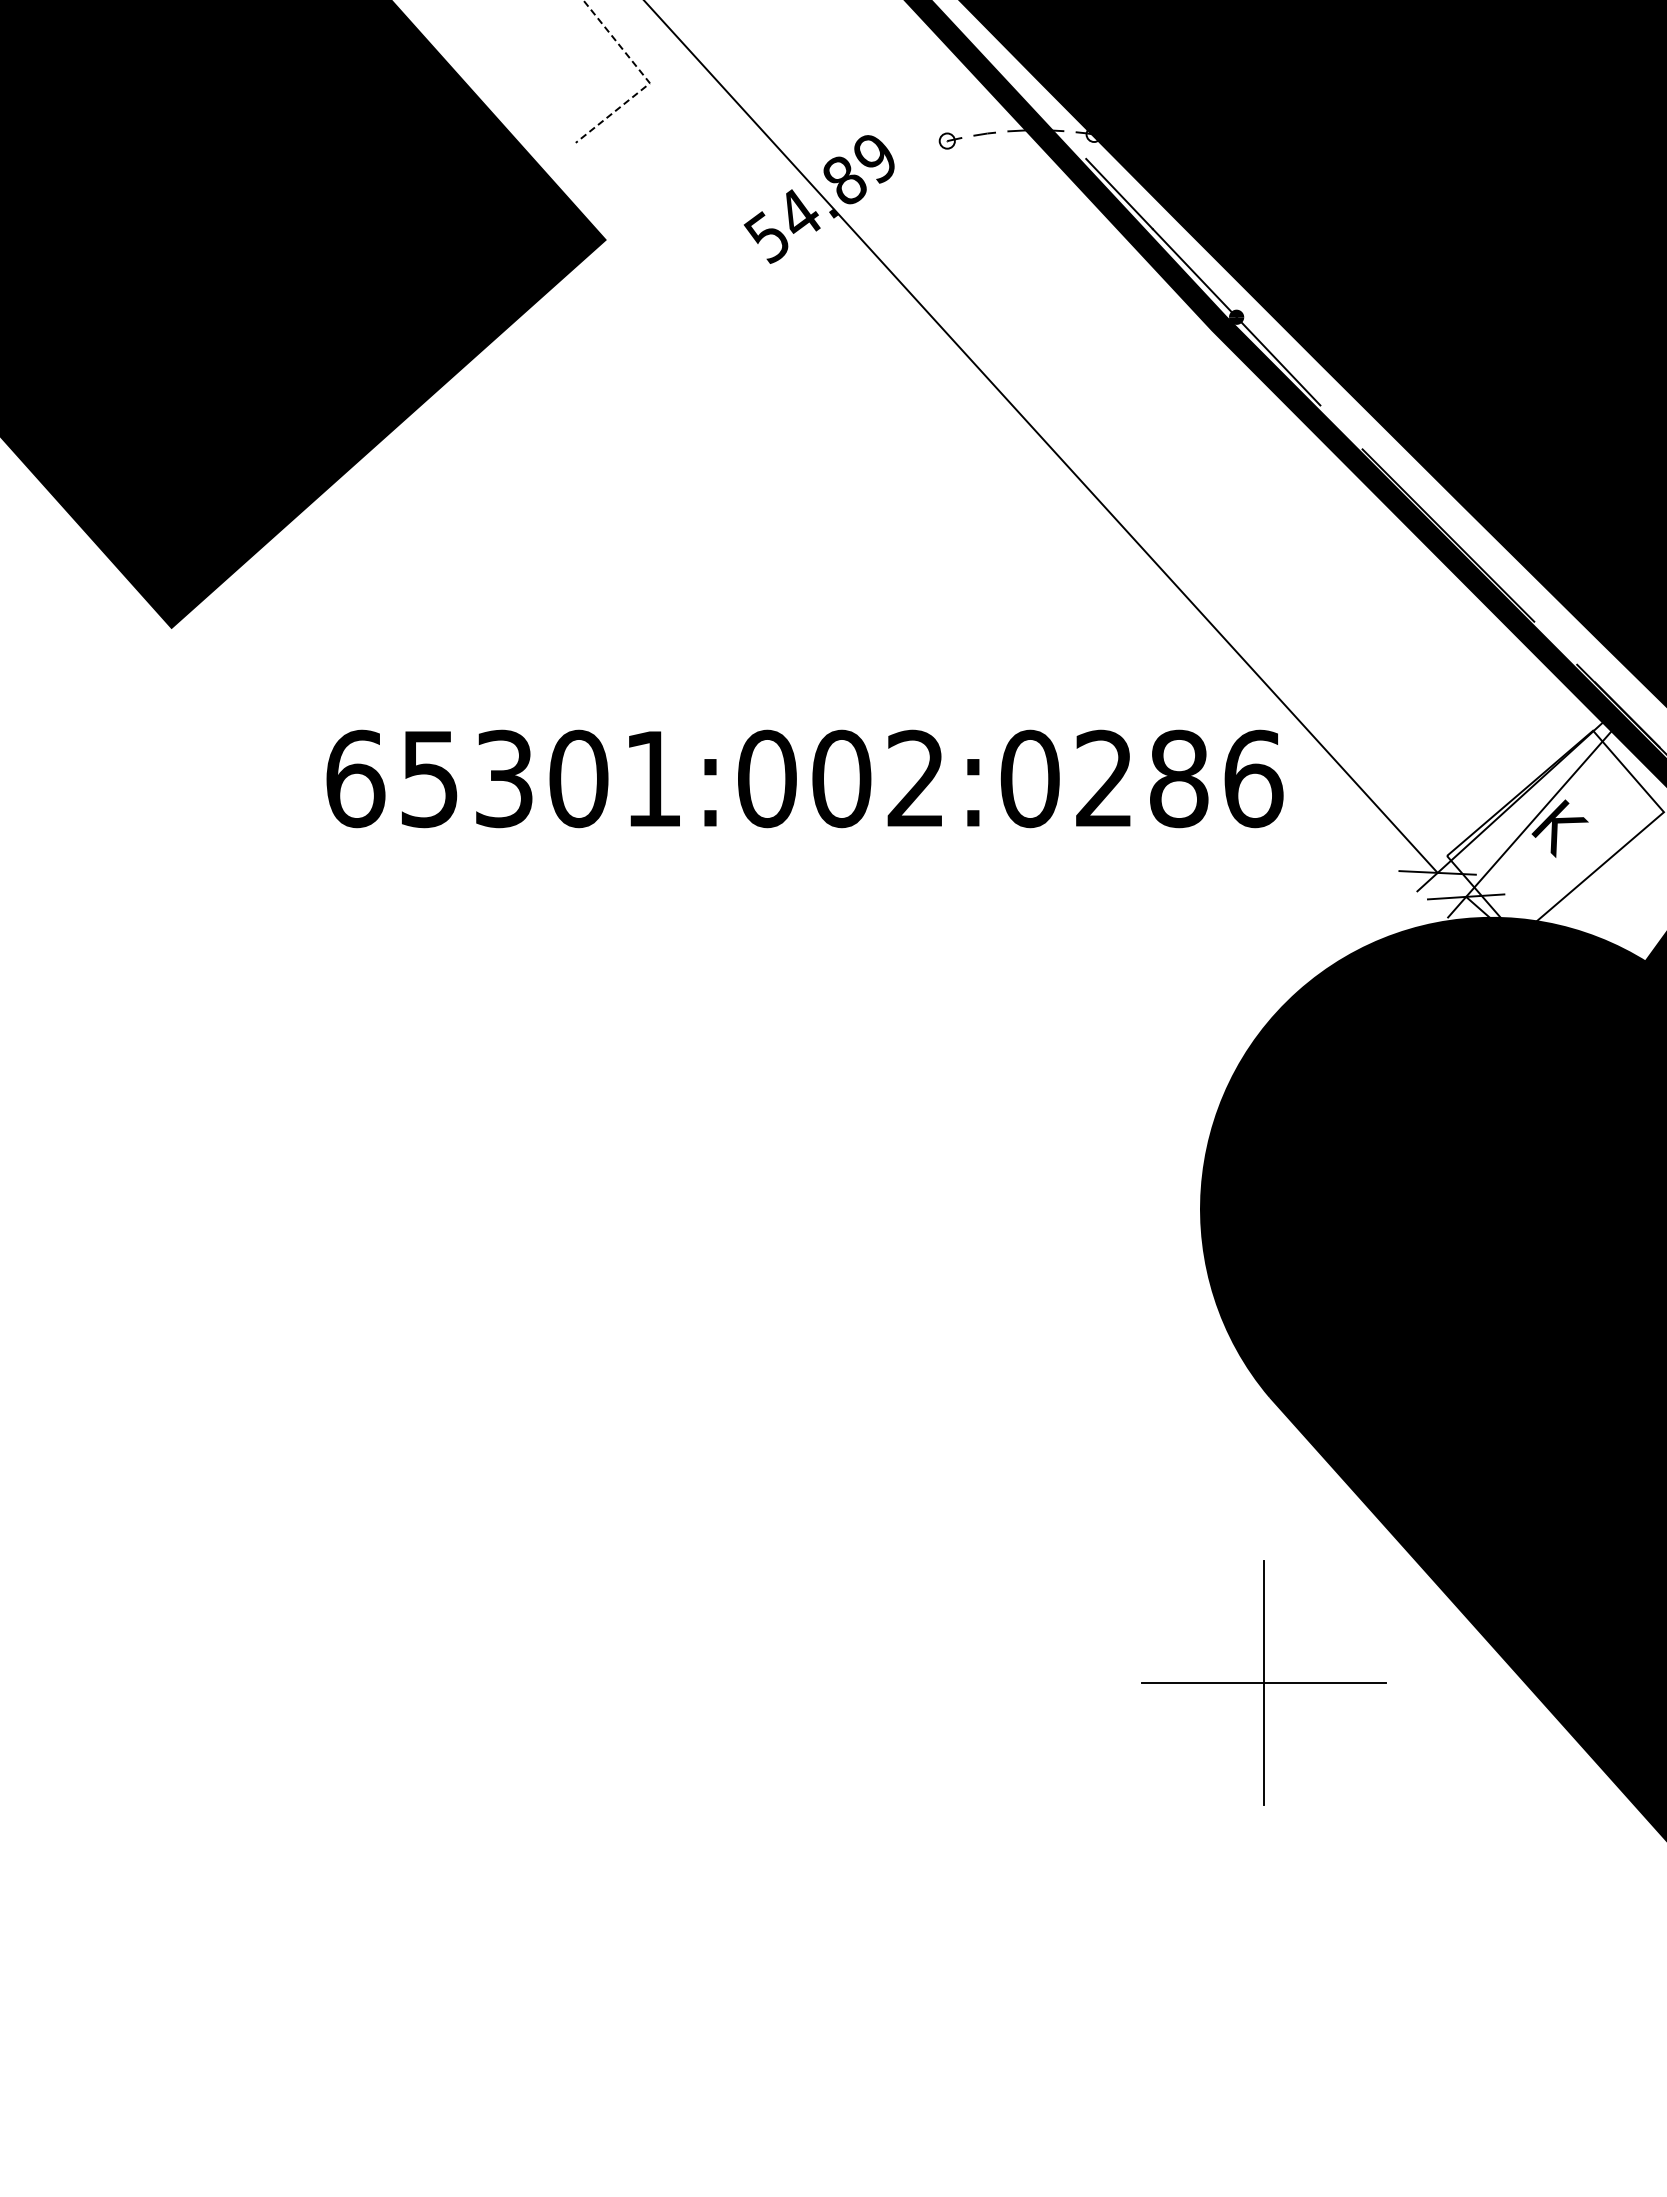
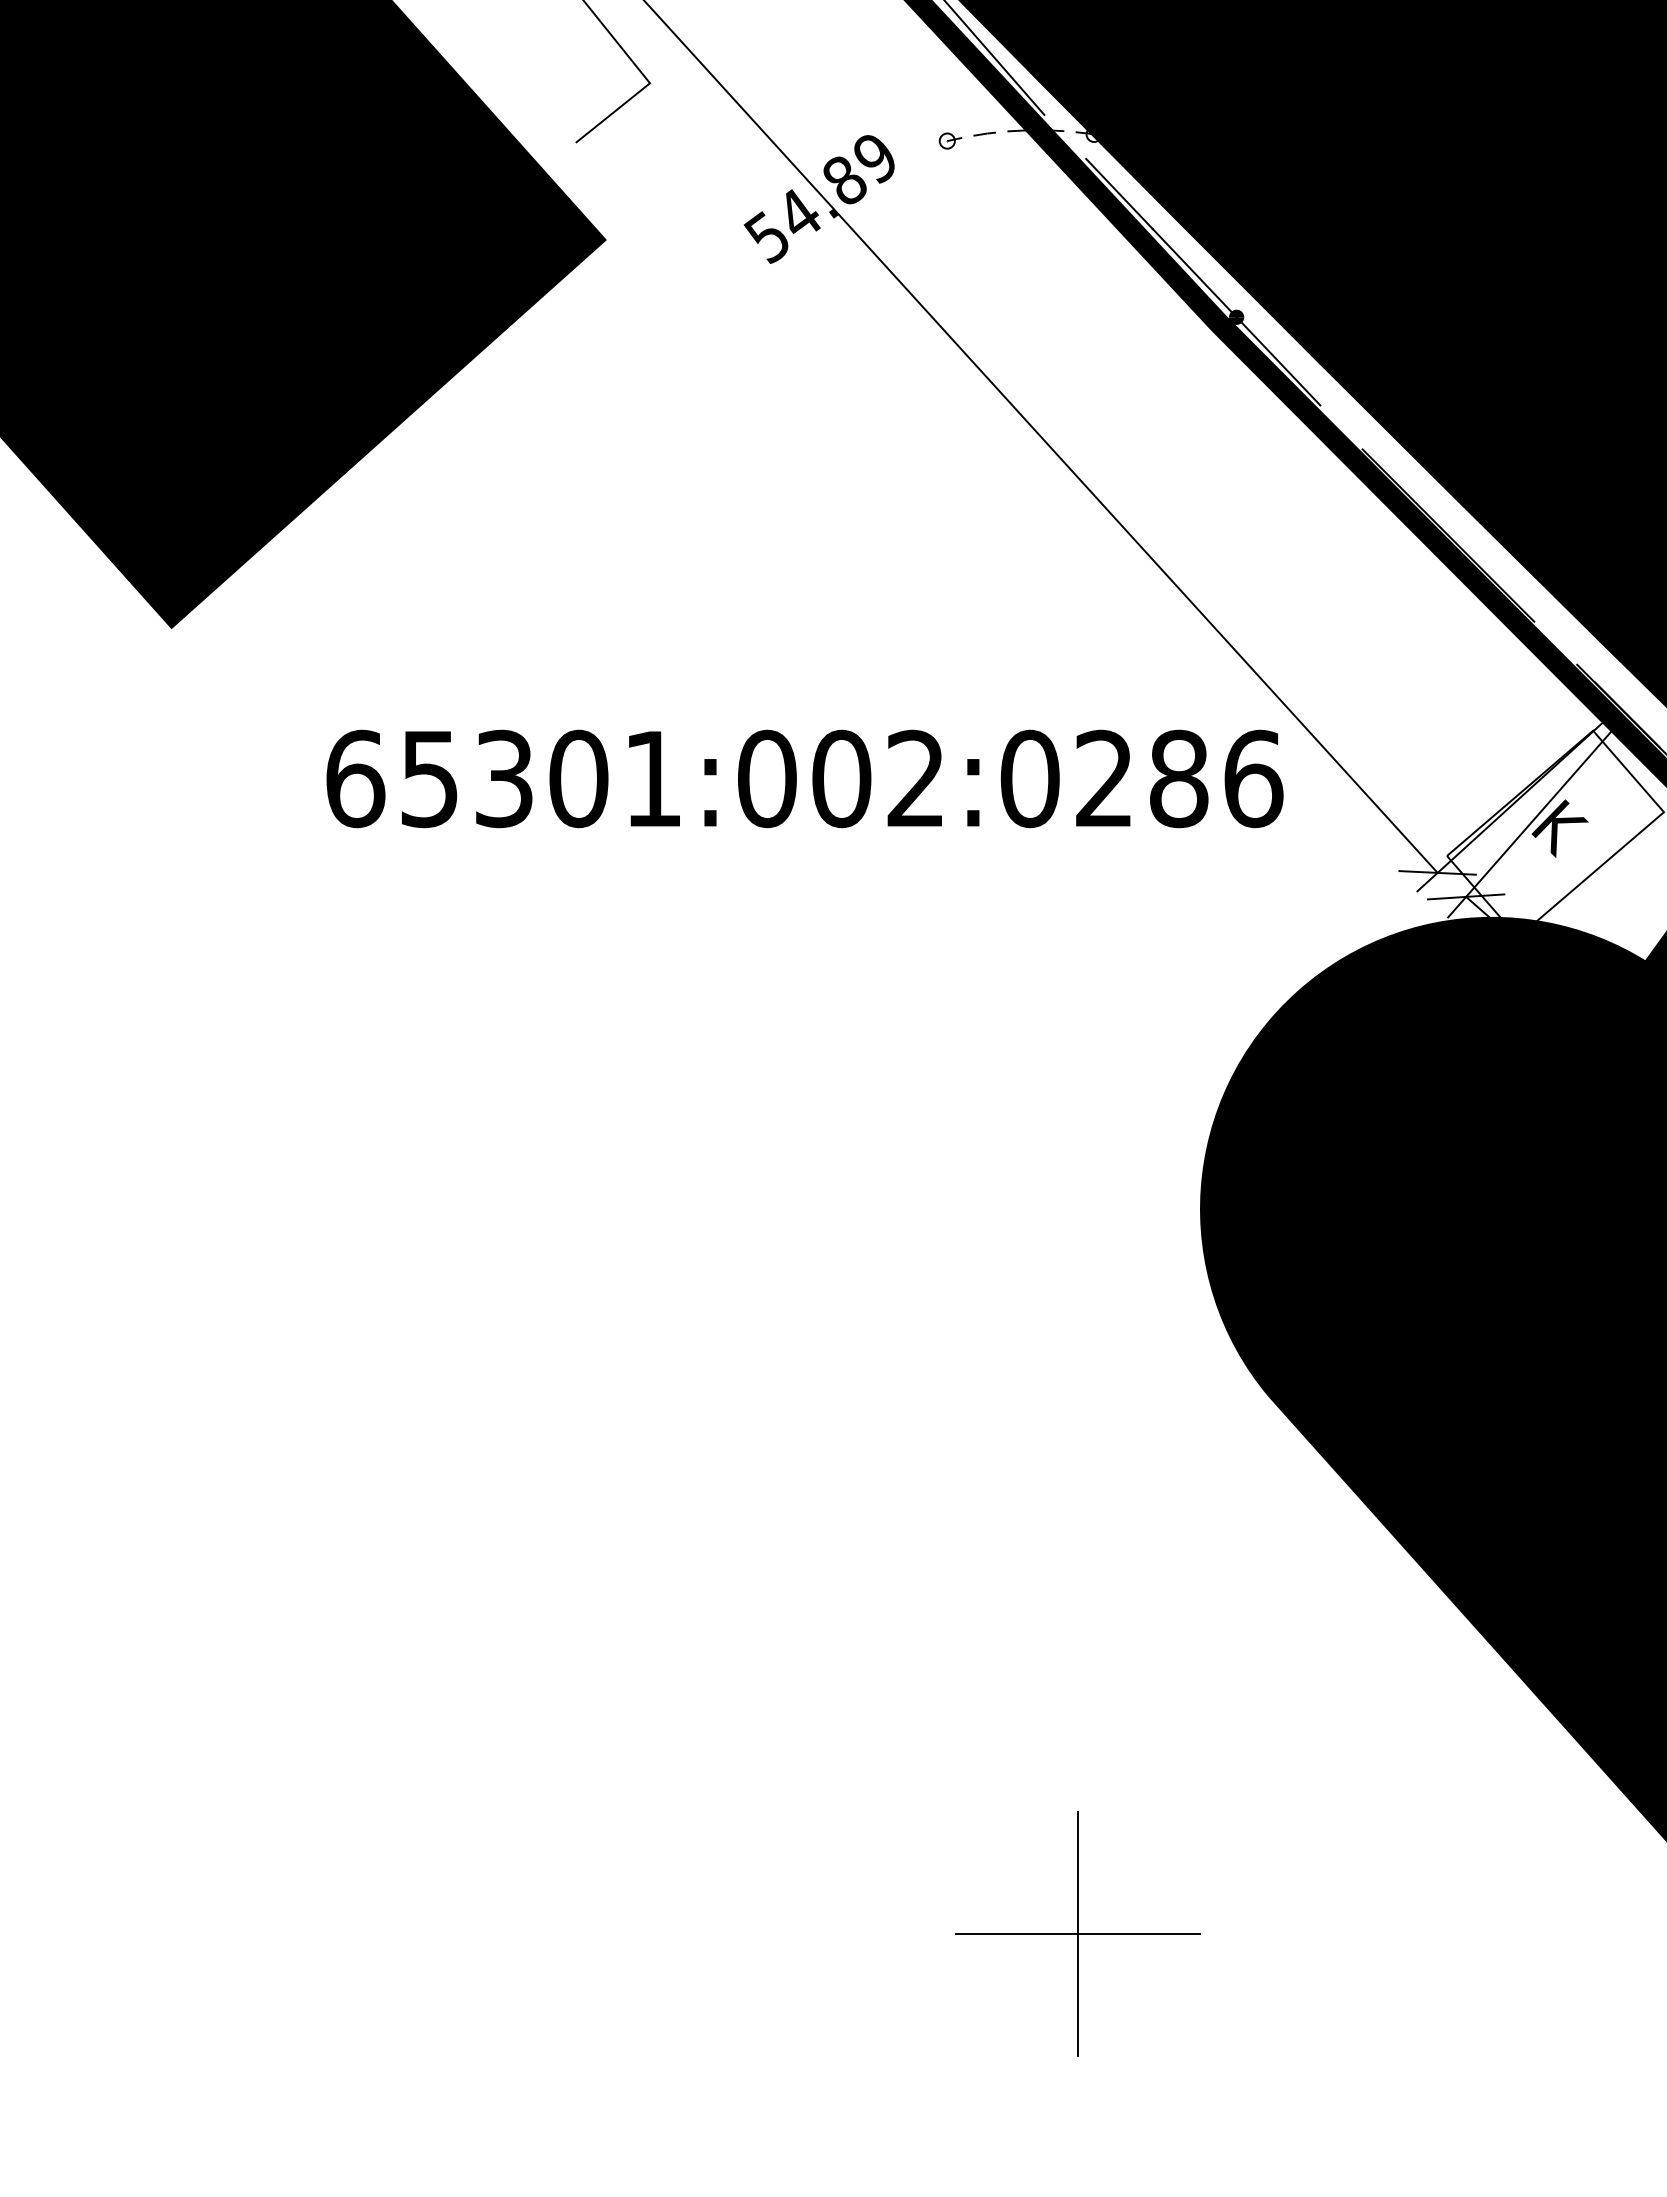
line: none -> present (995, 58)
line: dashed -> solid (647, 80)
part position: (1263, 1682) -> (1077, 1933) (1077, 1933)
